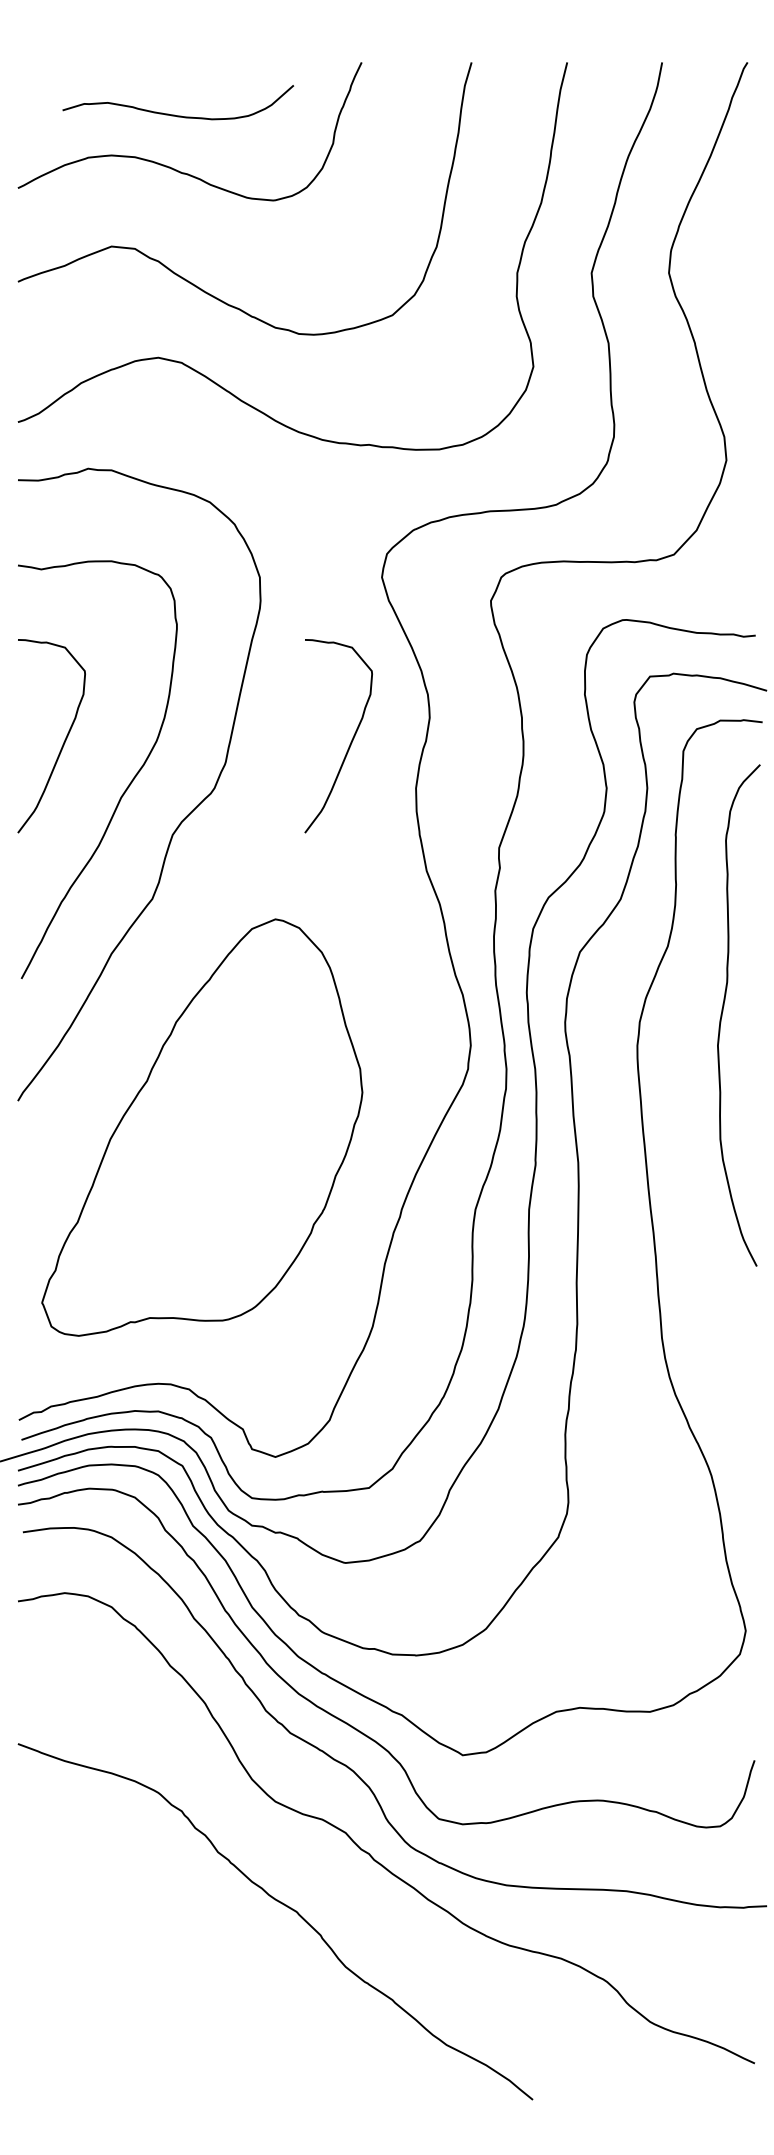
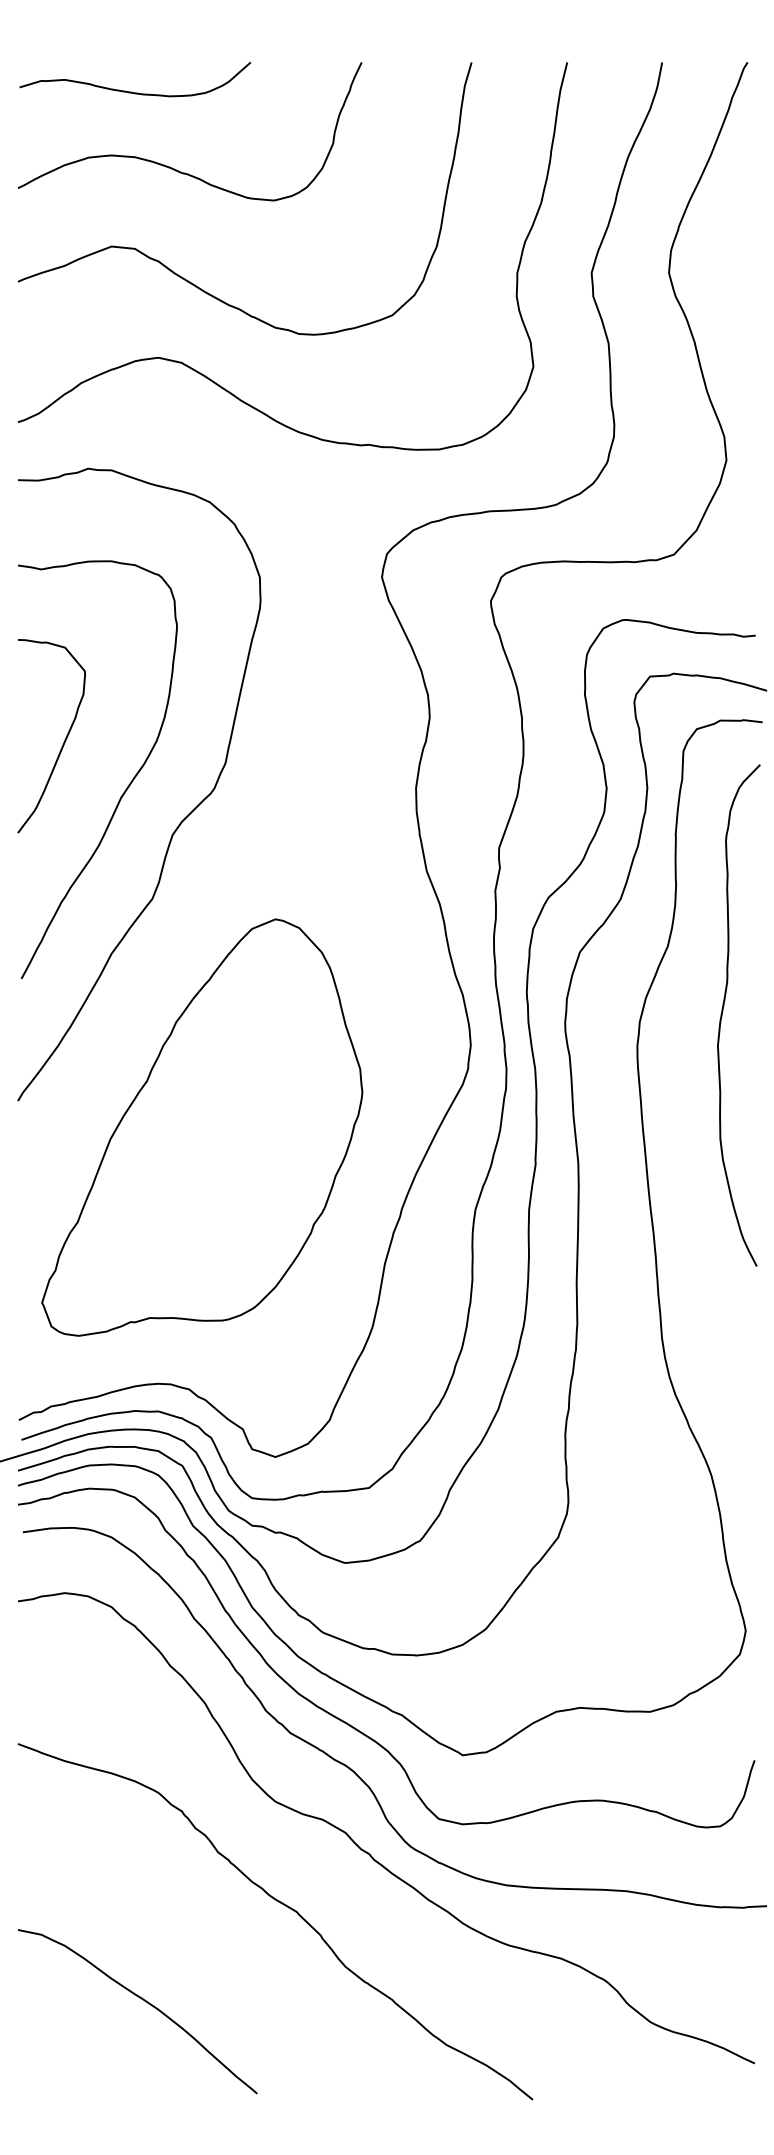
curve position: (174, 114) -> (131, 91) (131, 91)
curve: present -> none (351, 739)
curve: none -> present (145, 2002)
